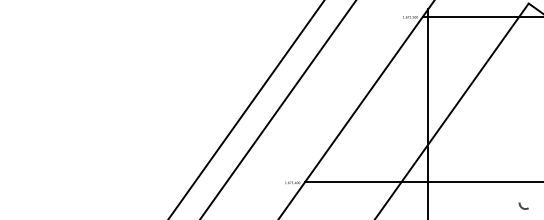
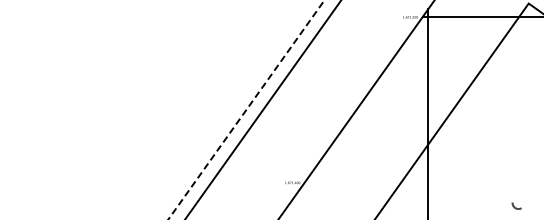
line position: (278, 109) -> (263, 109) (263, 109)
line: solid -> dashed (246, 110)
line: present -> none (422, 182)
arc position: (521, 205) -> (514, 205) (514, 205)
